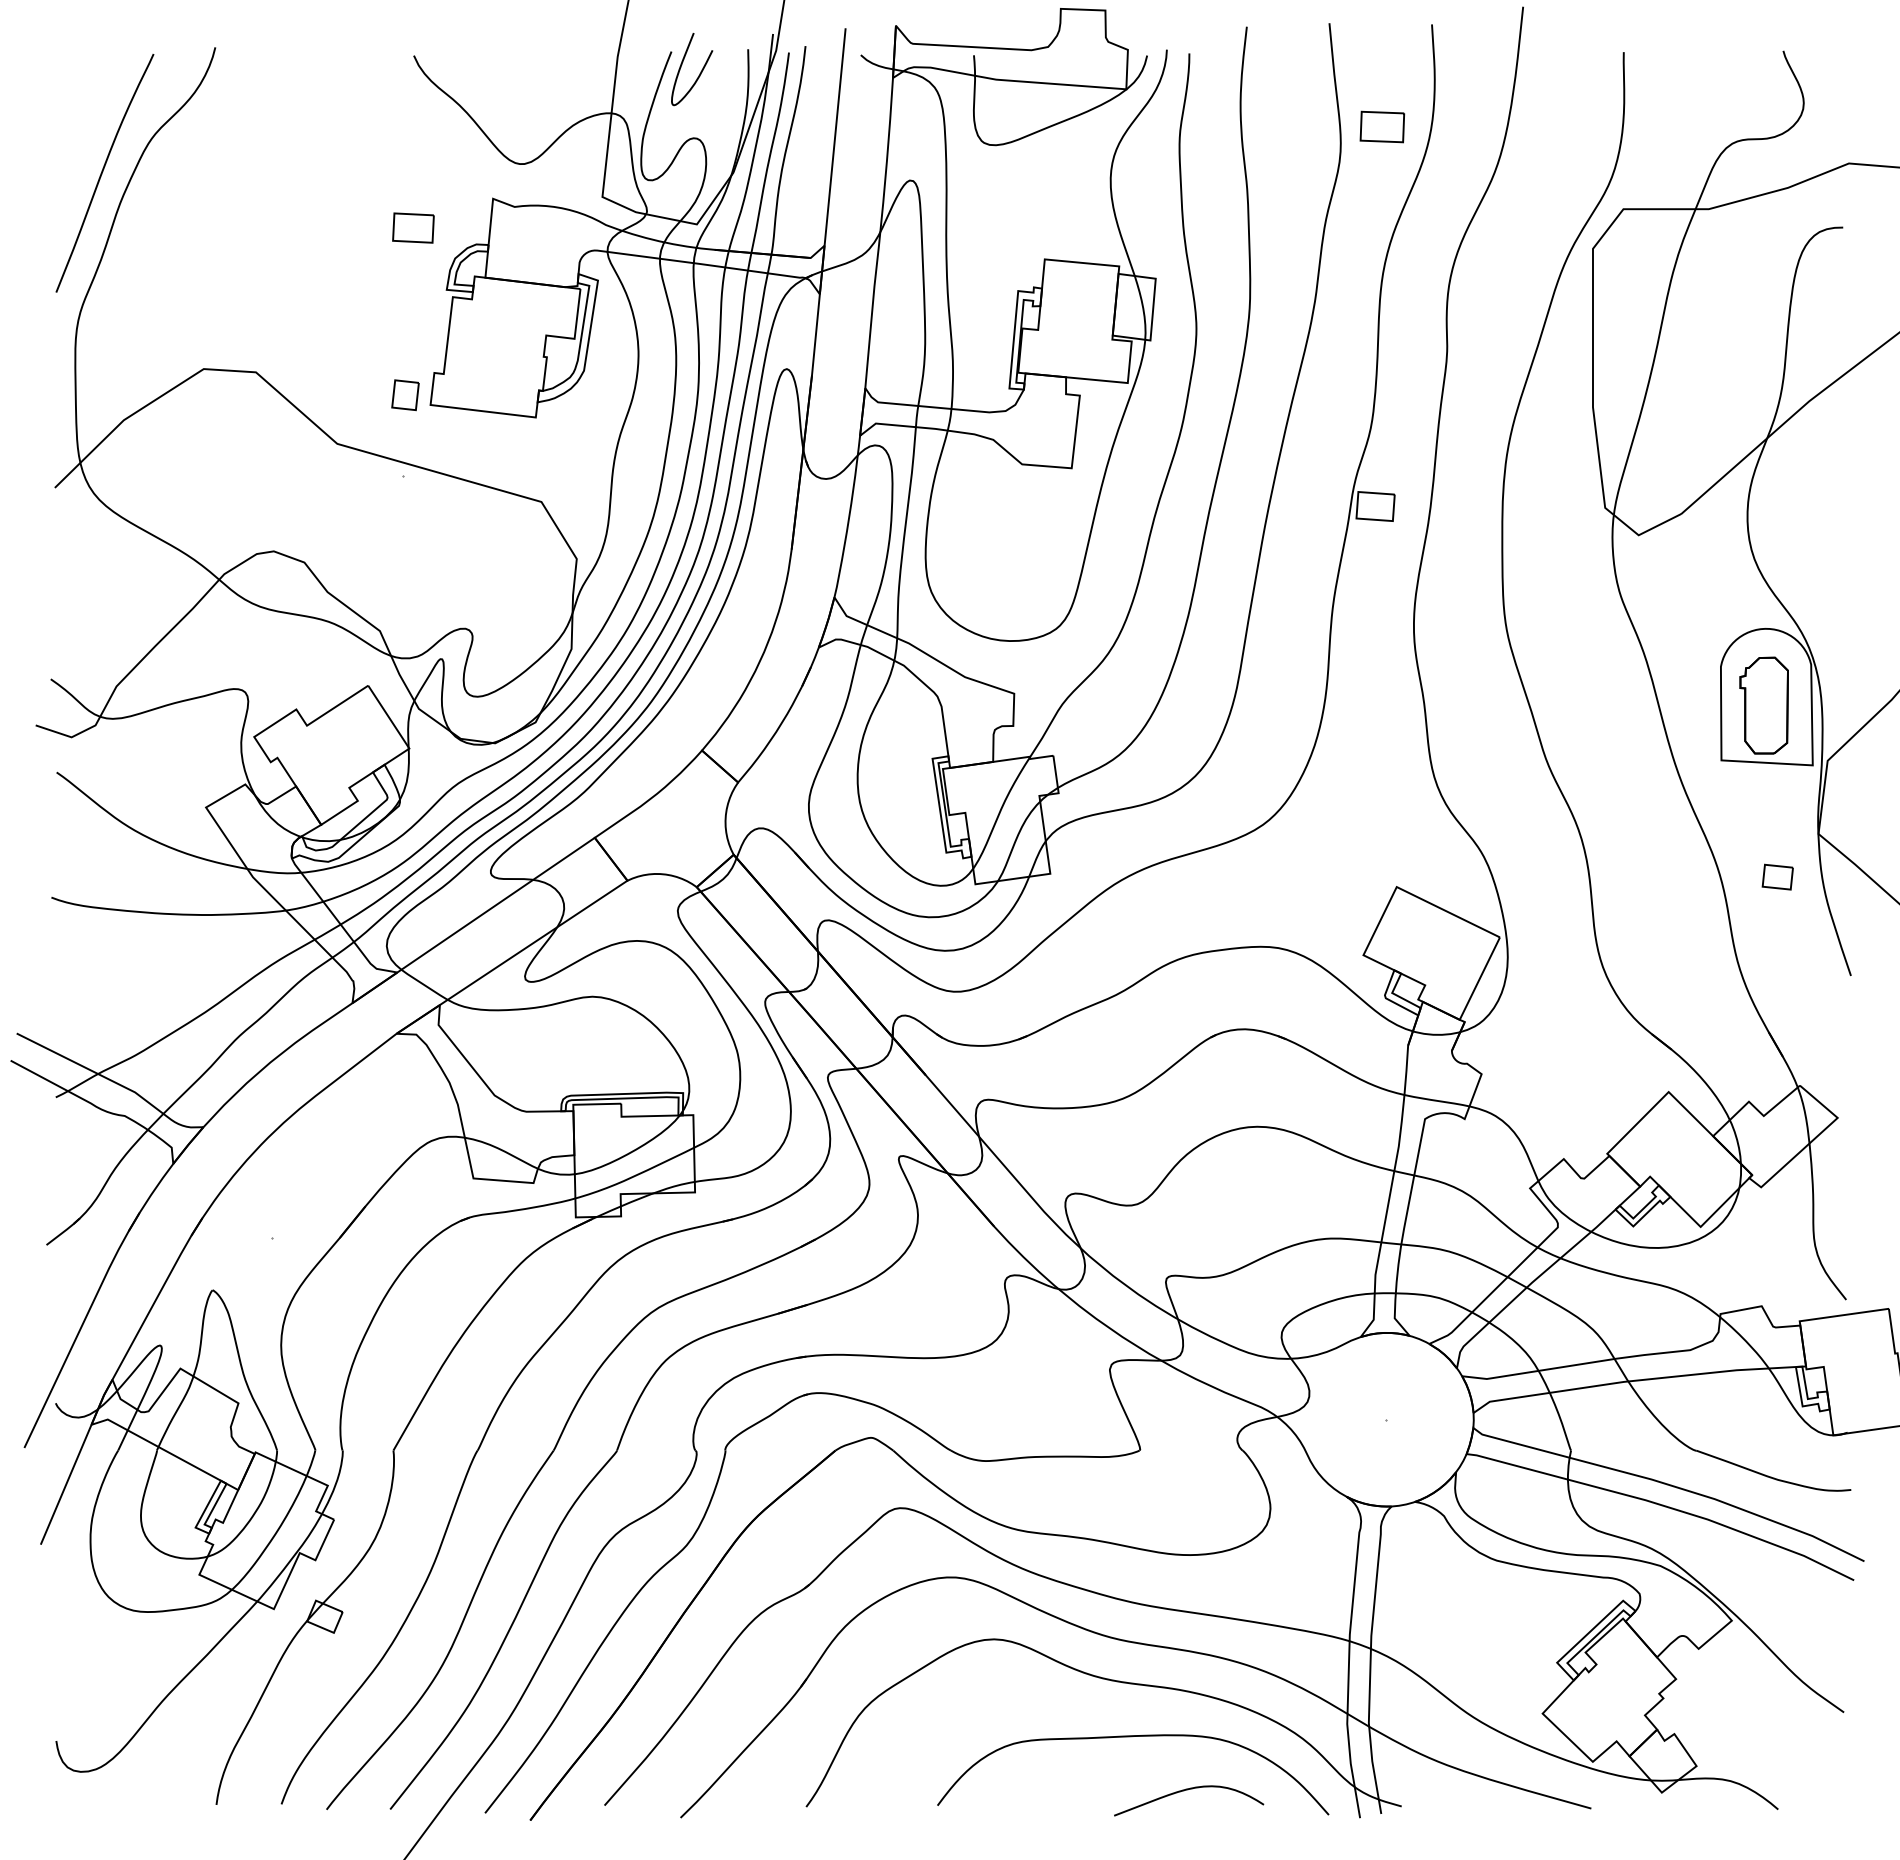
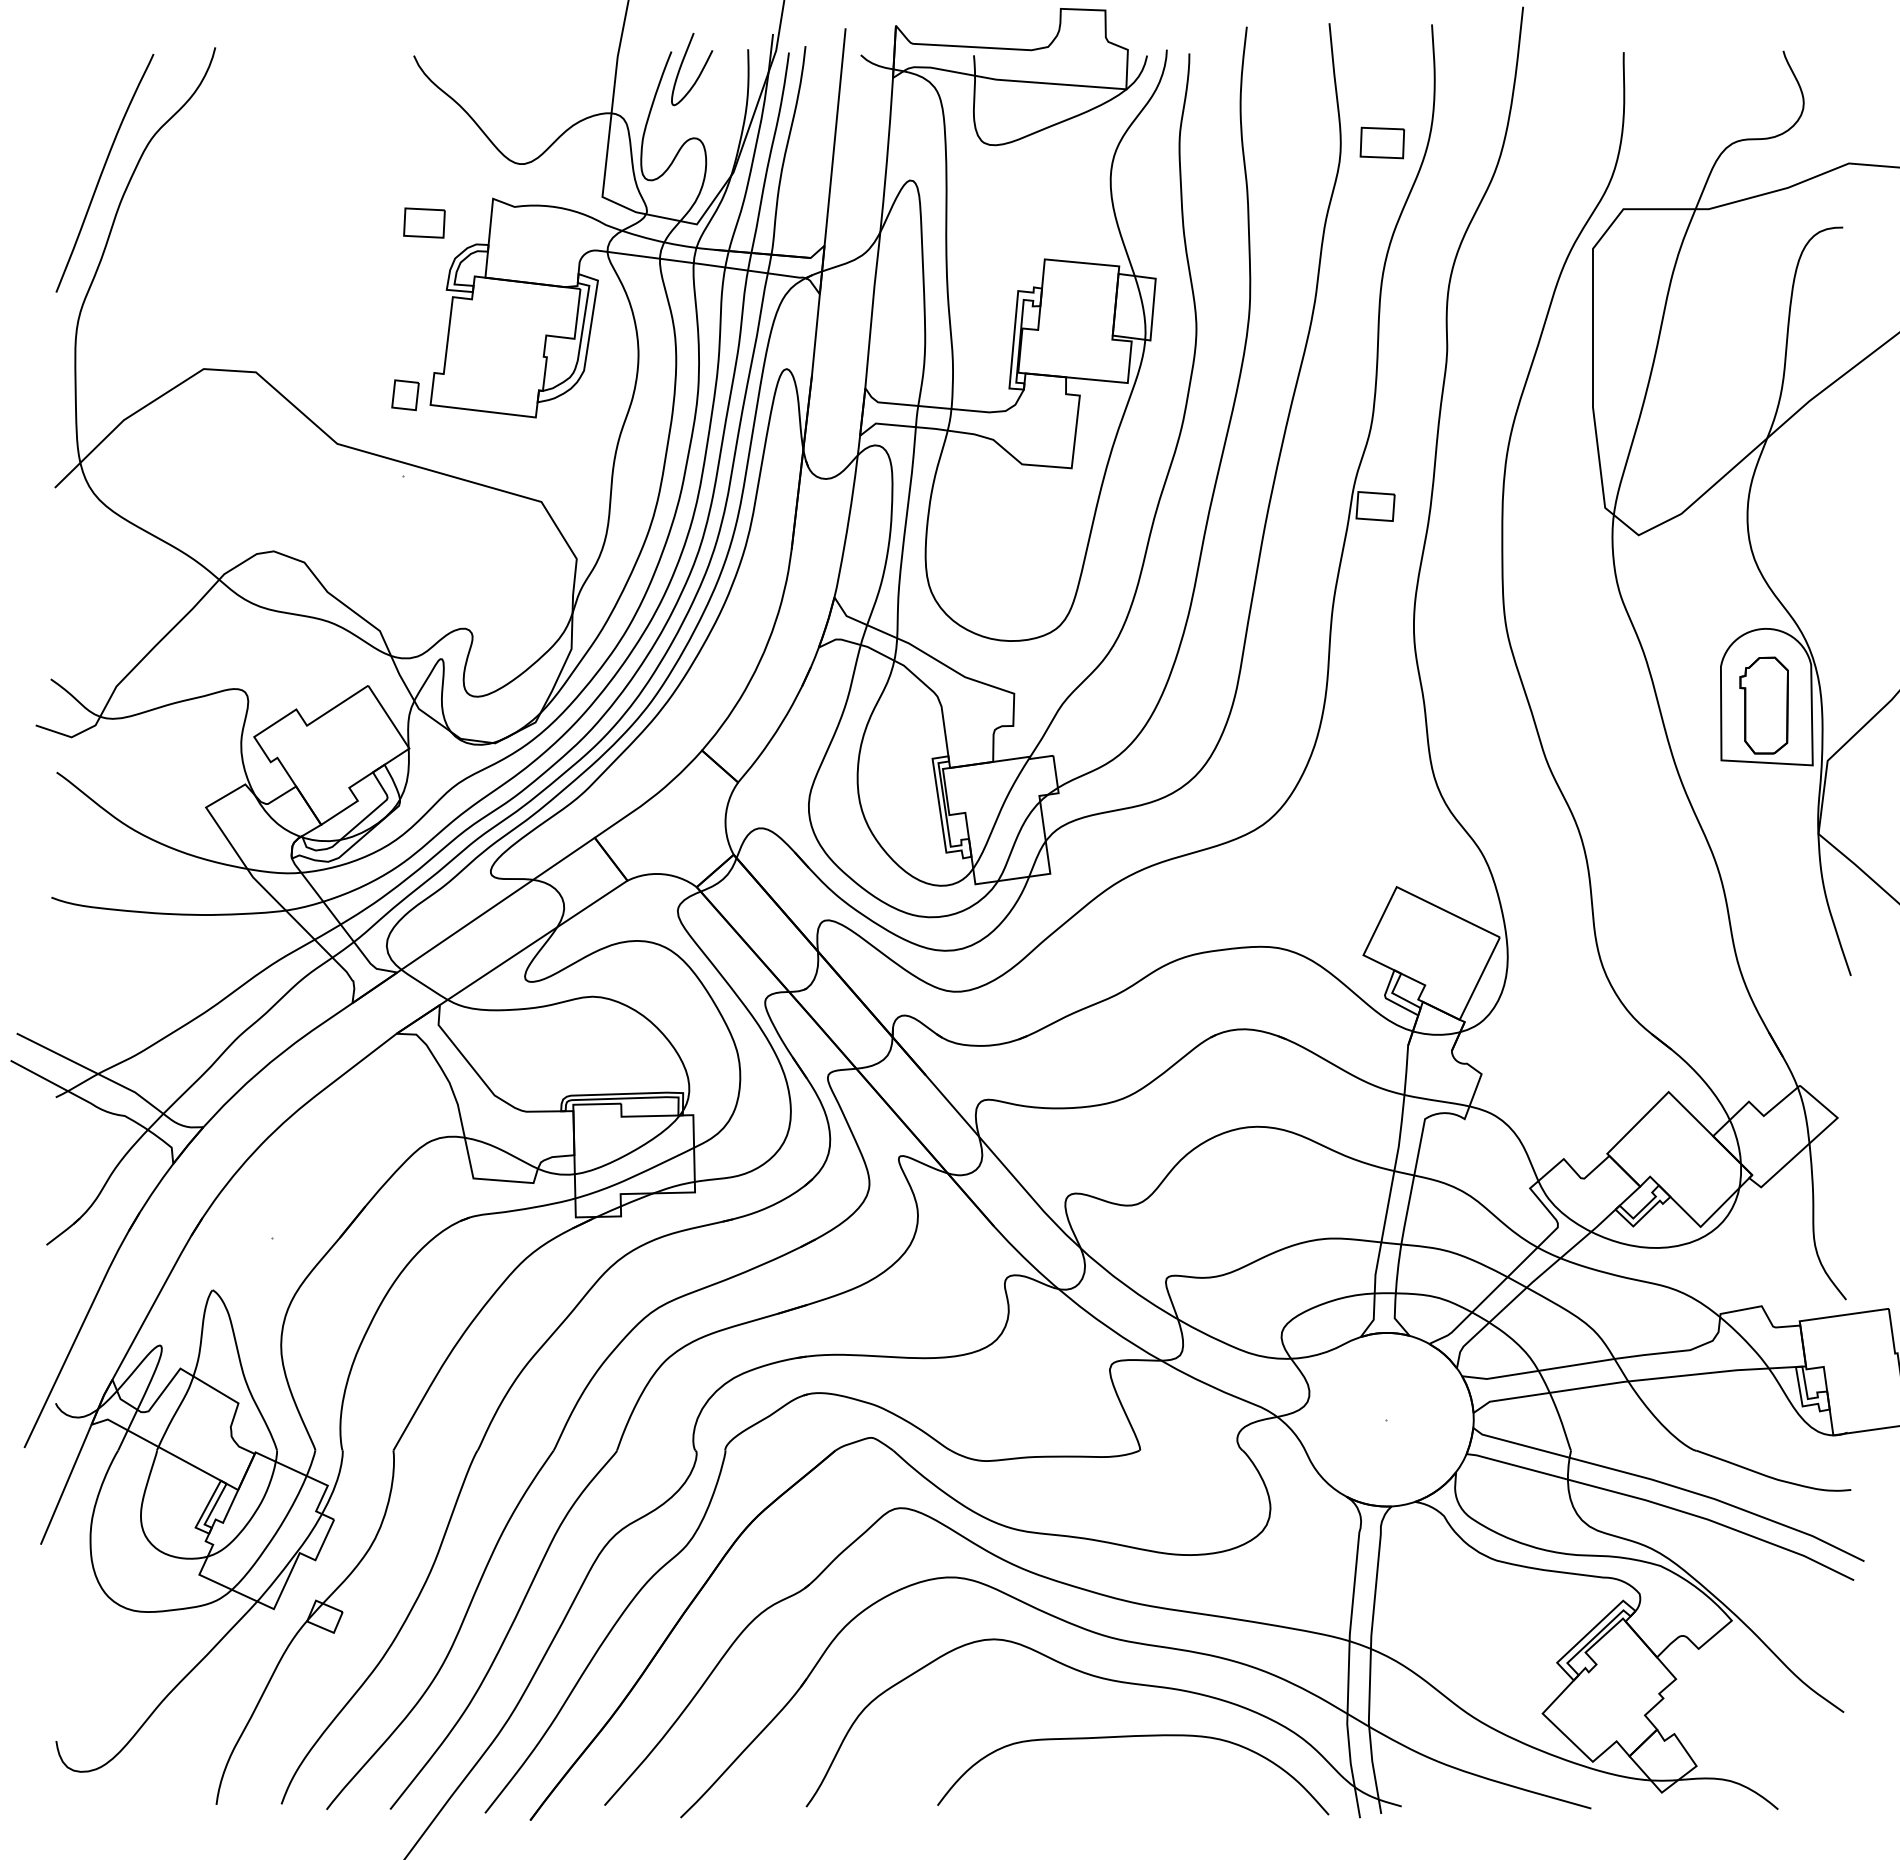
part position: (1382, 126) -> (1382, 142) (1382, 142)
part position: (413, 227) -> (424, 222) (424, 222)
part: present -> none (1777, 876)
curve: present -> none (1188, 1790)
